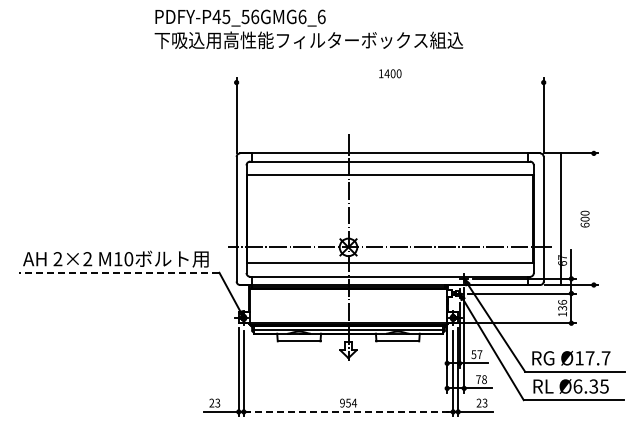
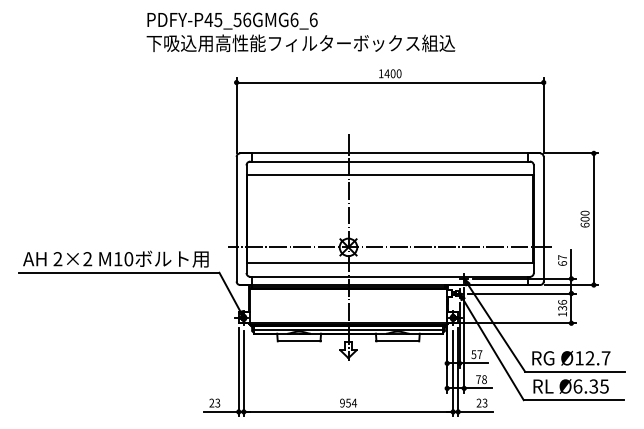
text position: (308, 29) -> (300, 32) (300, 32)
line: none -> present (389, 82)
line position: (560, 219) -> (593, 219) (593, 219)
line: dashed -> solid (118, 272)
text: Ø17.7 -> Ø12.7 (589, 358)
line: dashed -> solid (348, 411)
